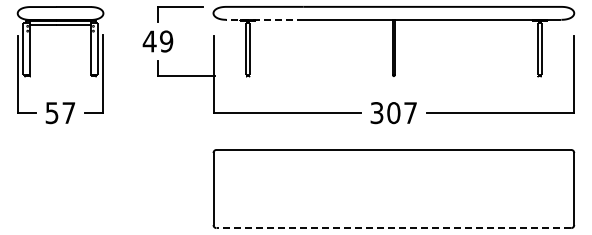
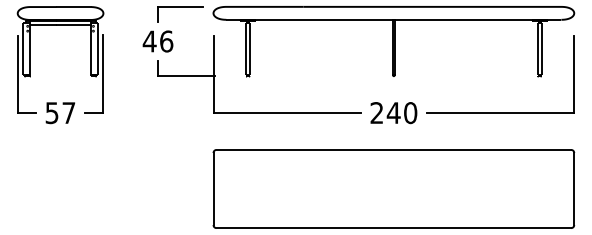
line: dashed -> solid (263, 19)
text: 49 -> 46 (166, 41)
text: 307 -> 240 (393, 113)
line: dashed -> solid (393, 228)
